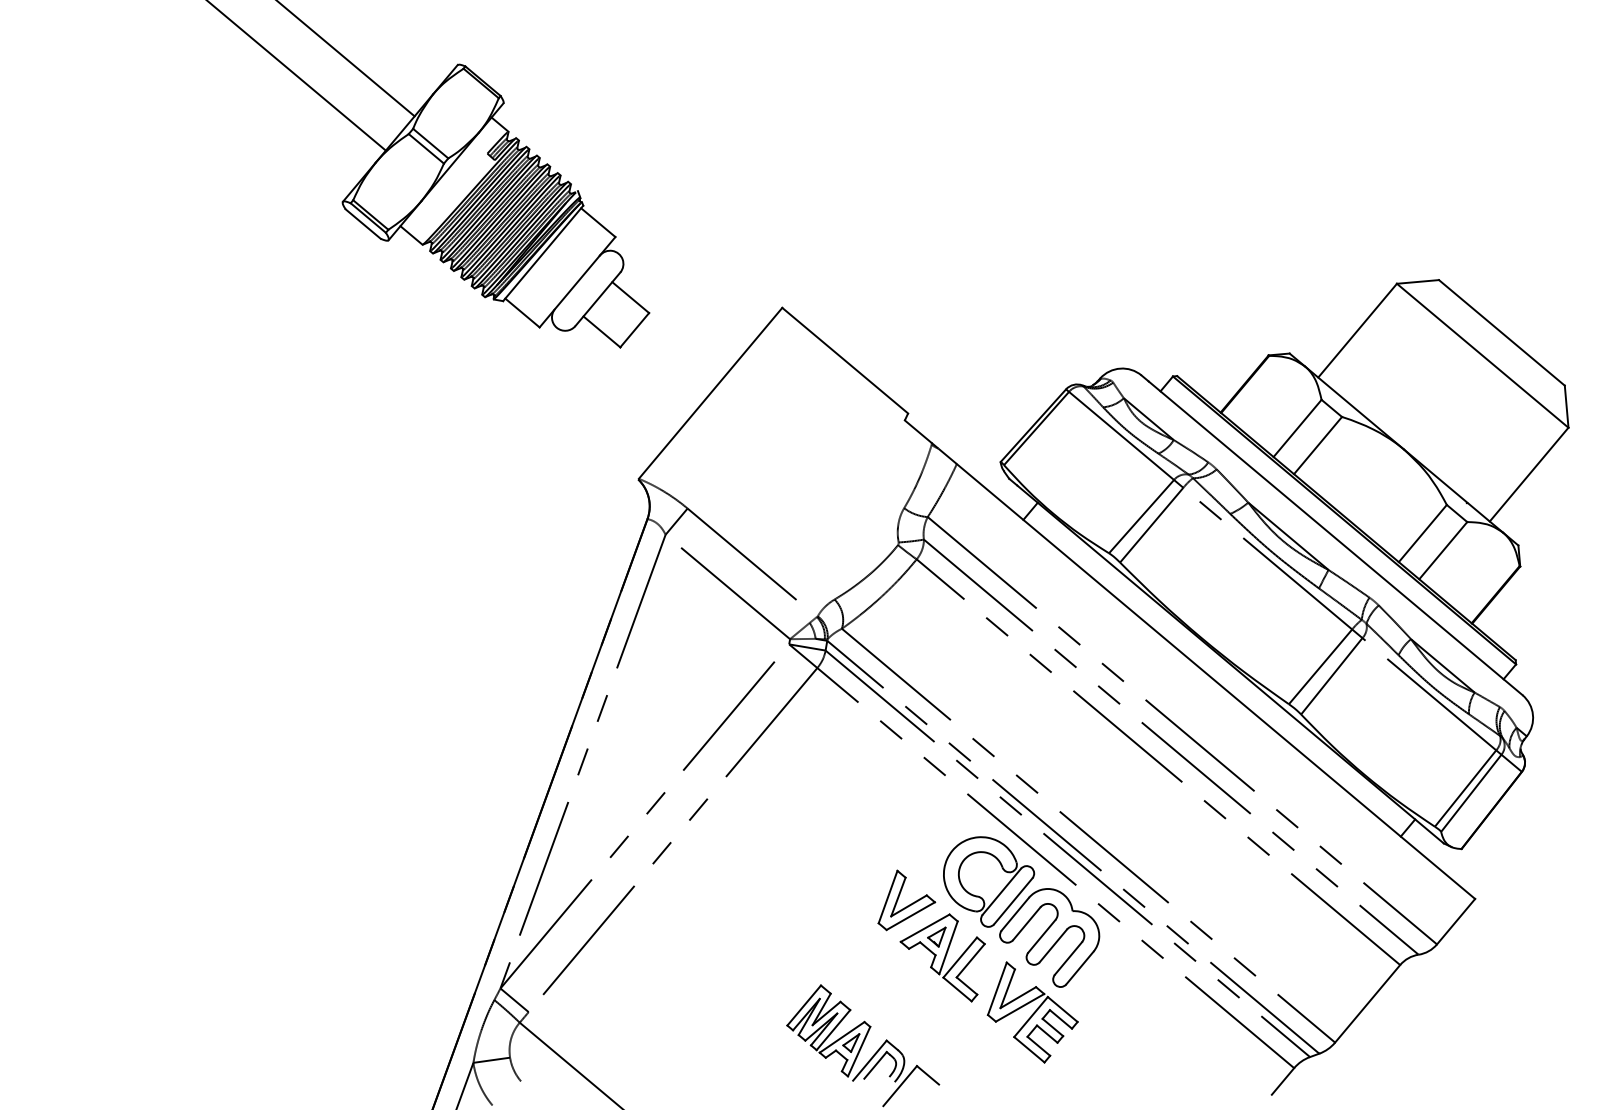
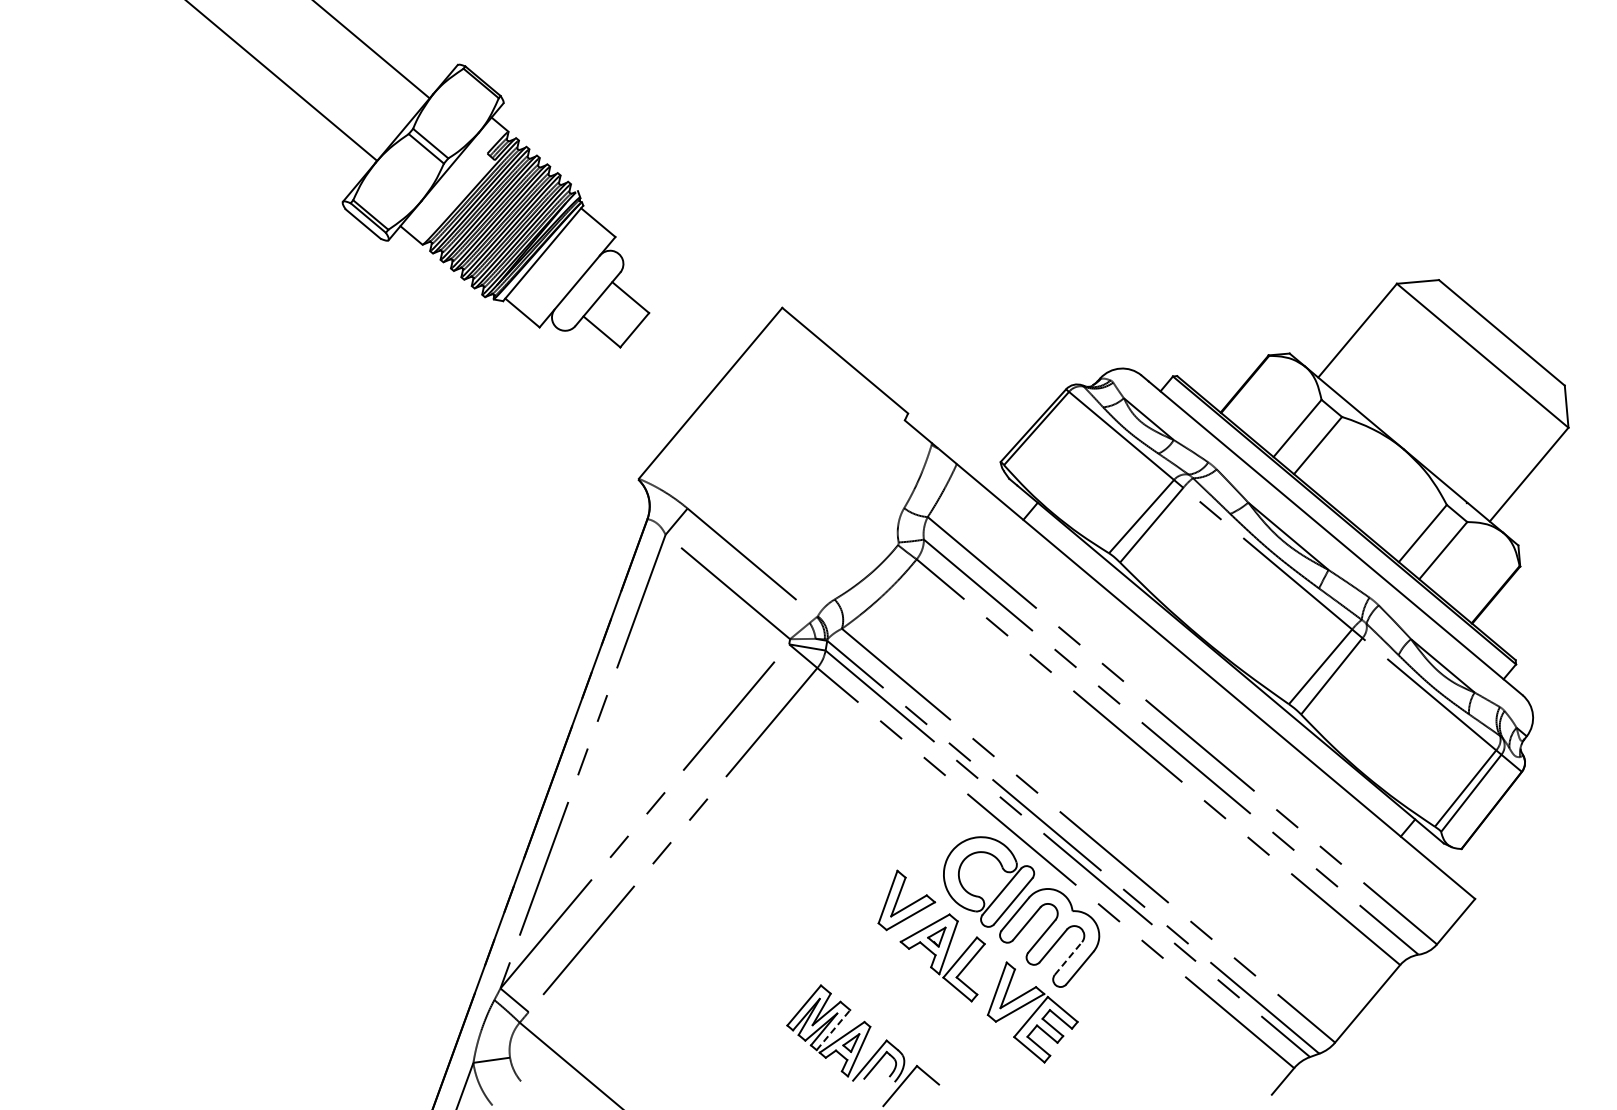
line position: (346, 59) -> (372, 50) (372, 50)
line position: (296, 76) -> (282, 81) (282, 81)
line: solid -> dashed (1068, 958)
line: solid -> dashed (833, 1029)
